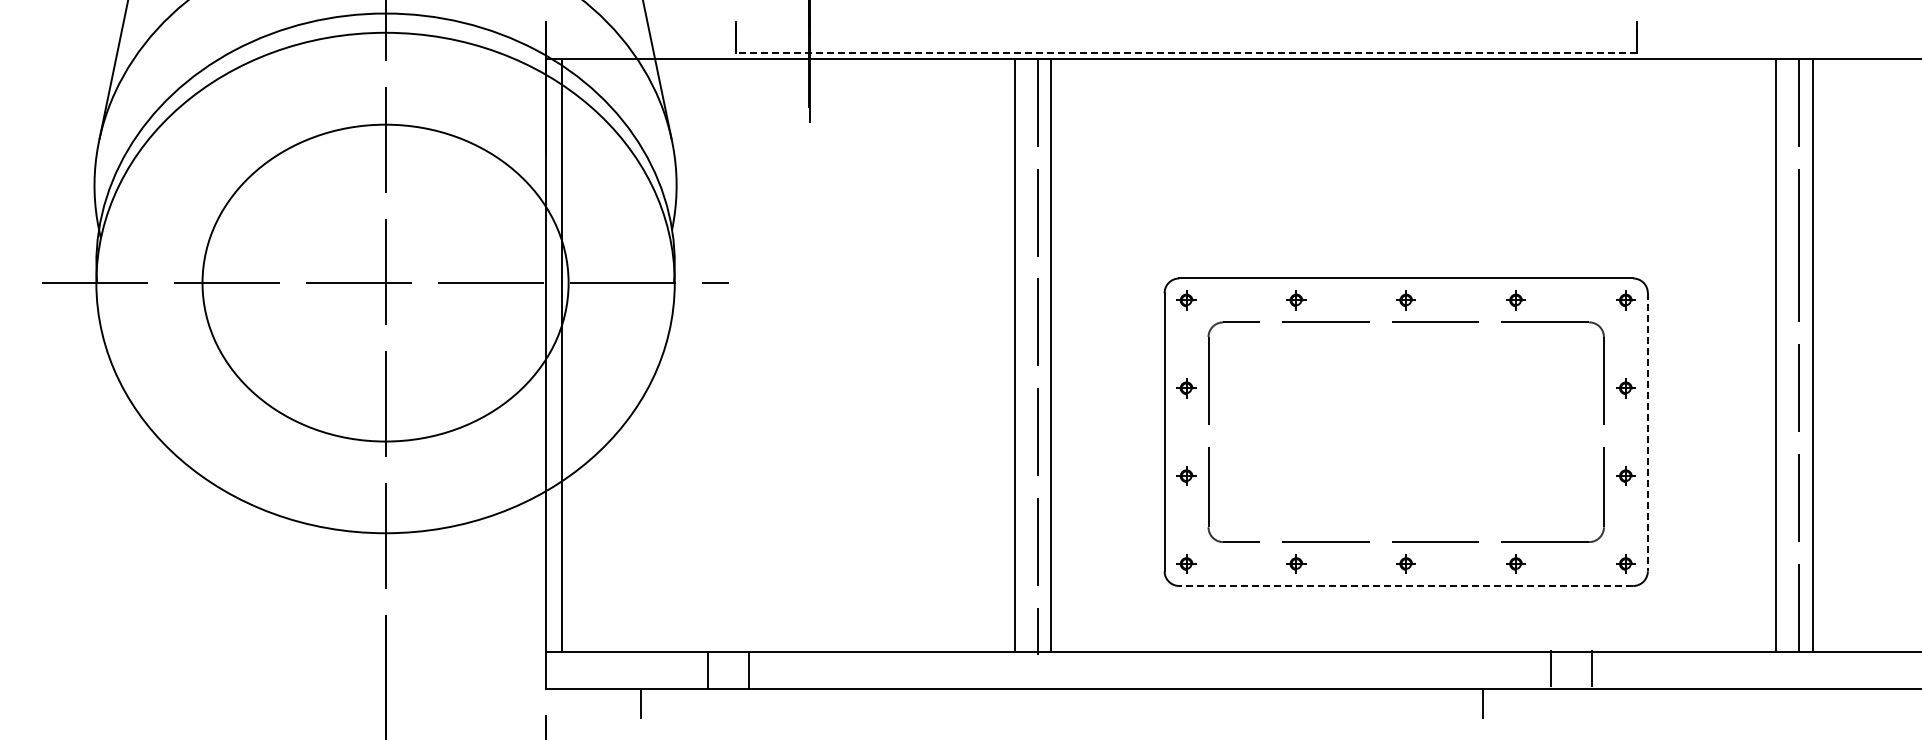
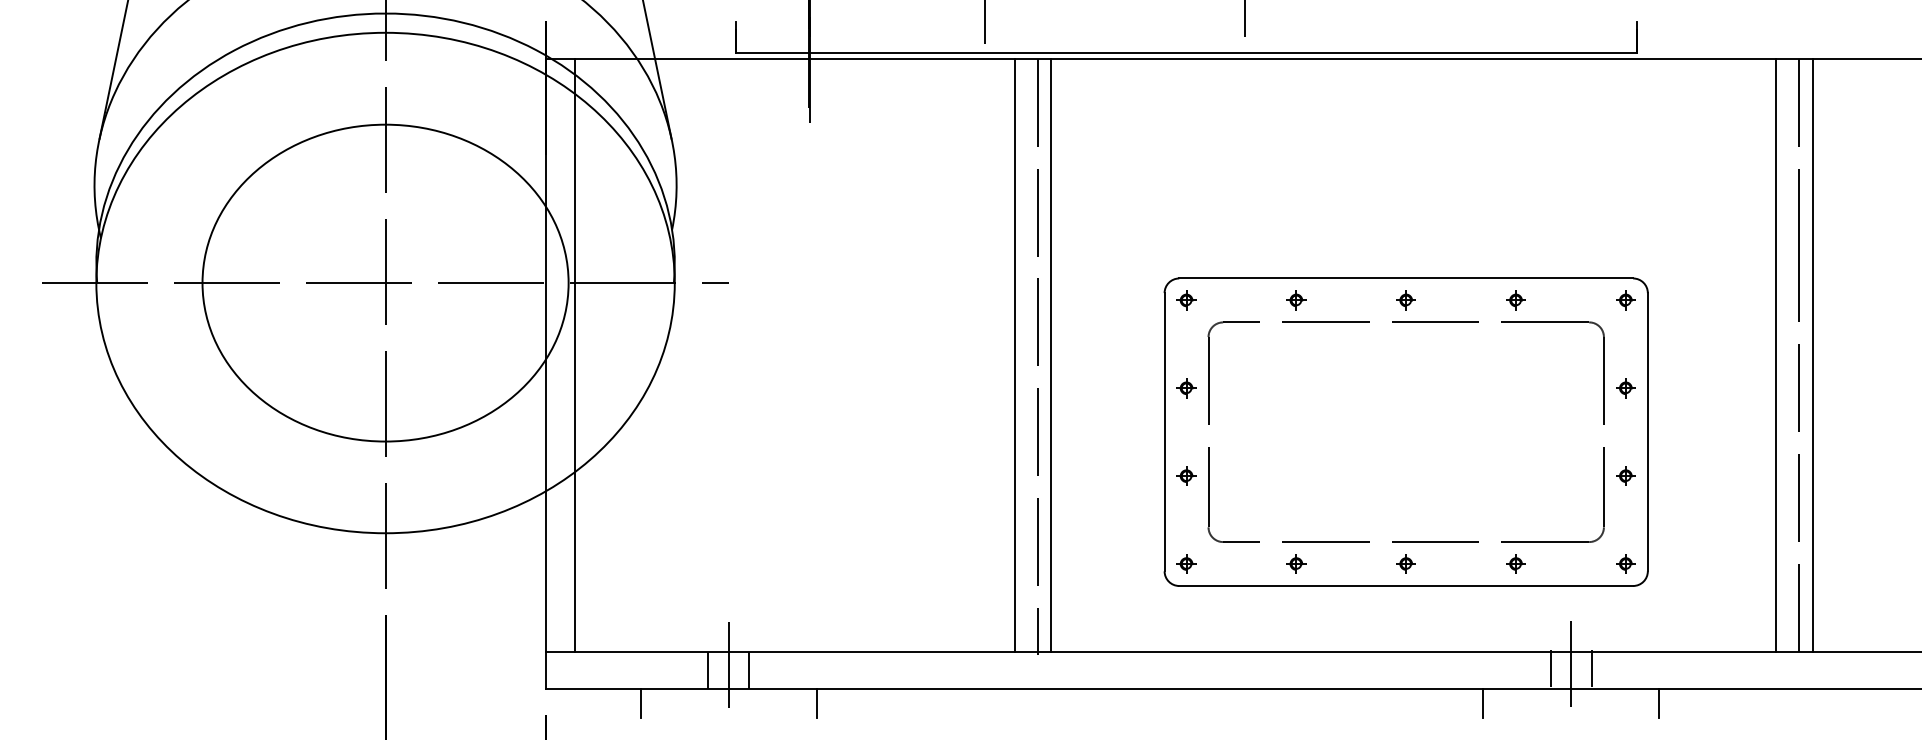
line: none -> present (1245, 19)
line: none -> present (985, 23)
line: dashed -> solid (1186, 52)
line position: (562, 354) -> (575, 354) (575, 354)
line: dashed -> solid (1647, 432)
line: dashed -> solid (1406, 585)
line: none -> present (1571, 663)
line: none -> present (728, 665)
line: none -> present (816, 702)
line: none -> present (1658, 702)
